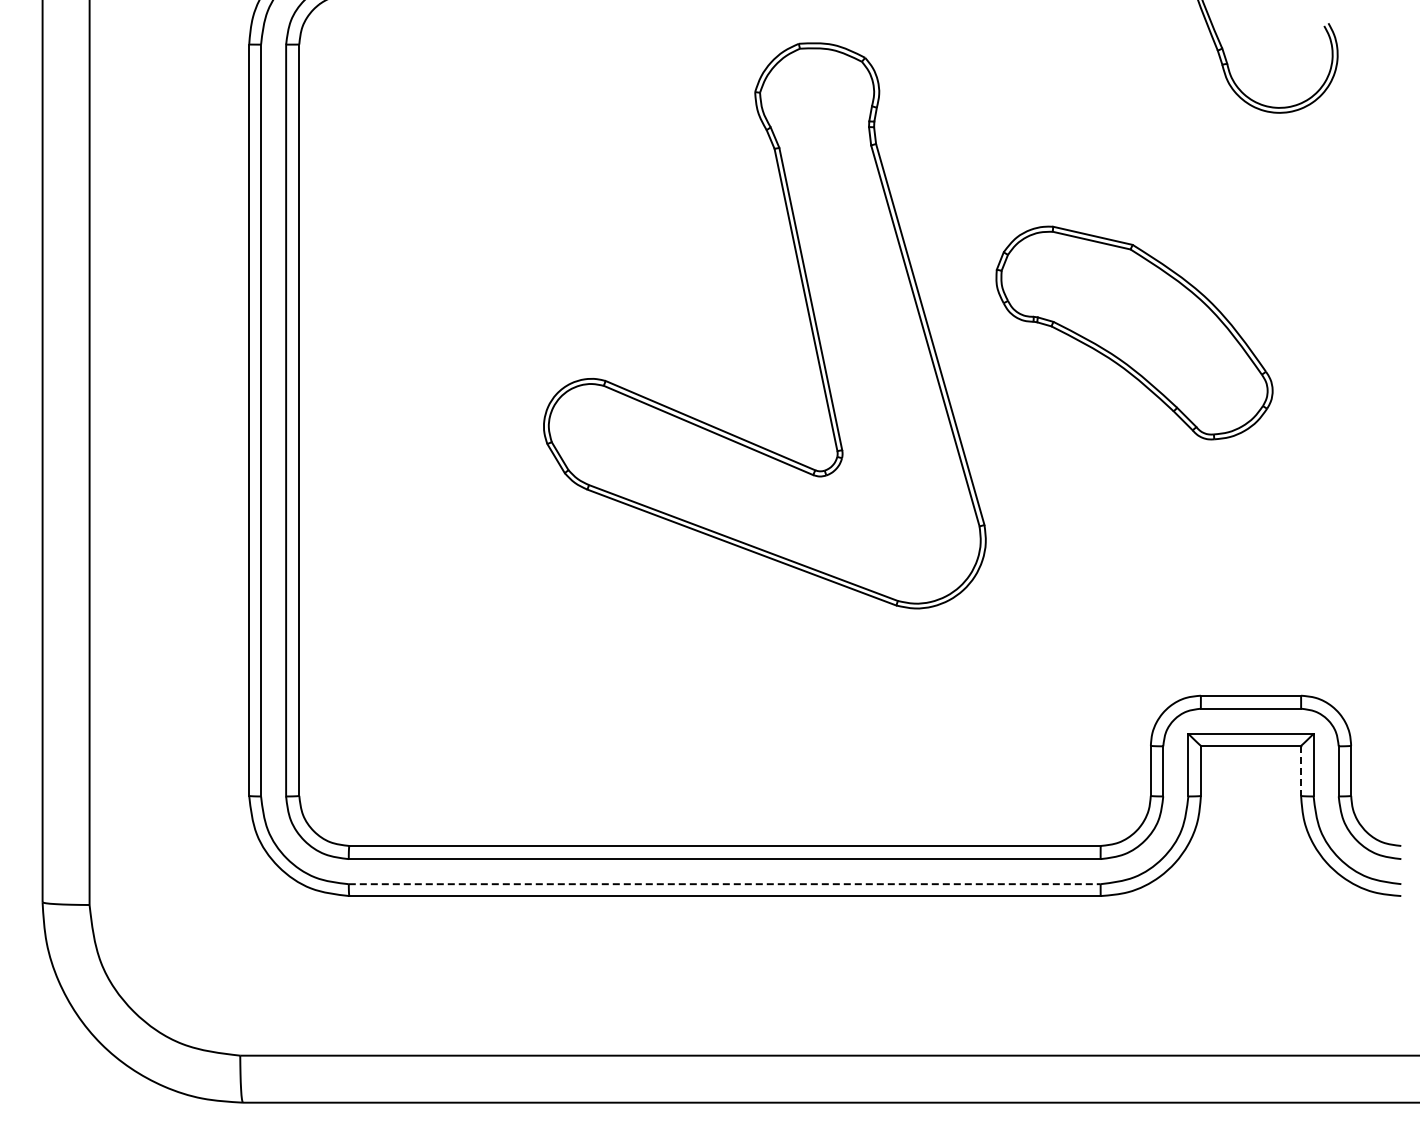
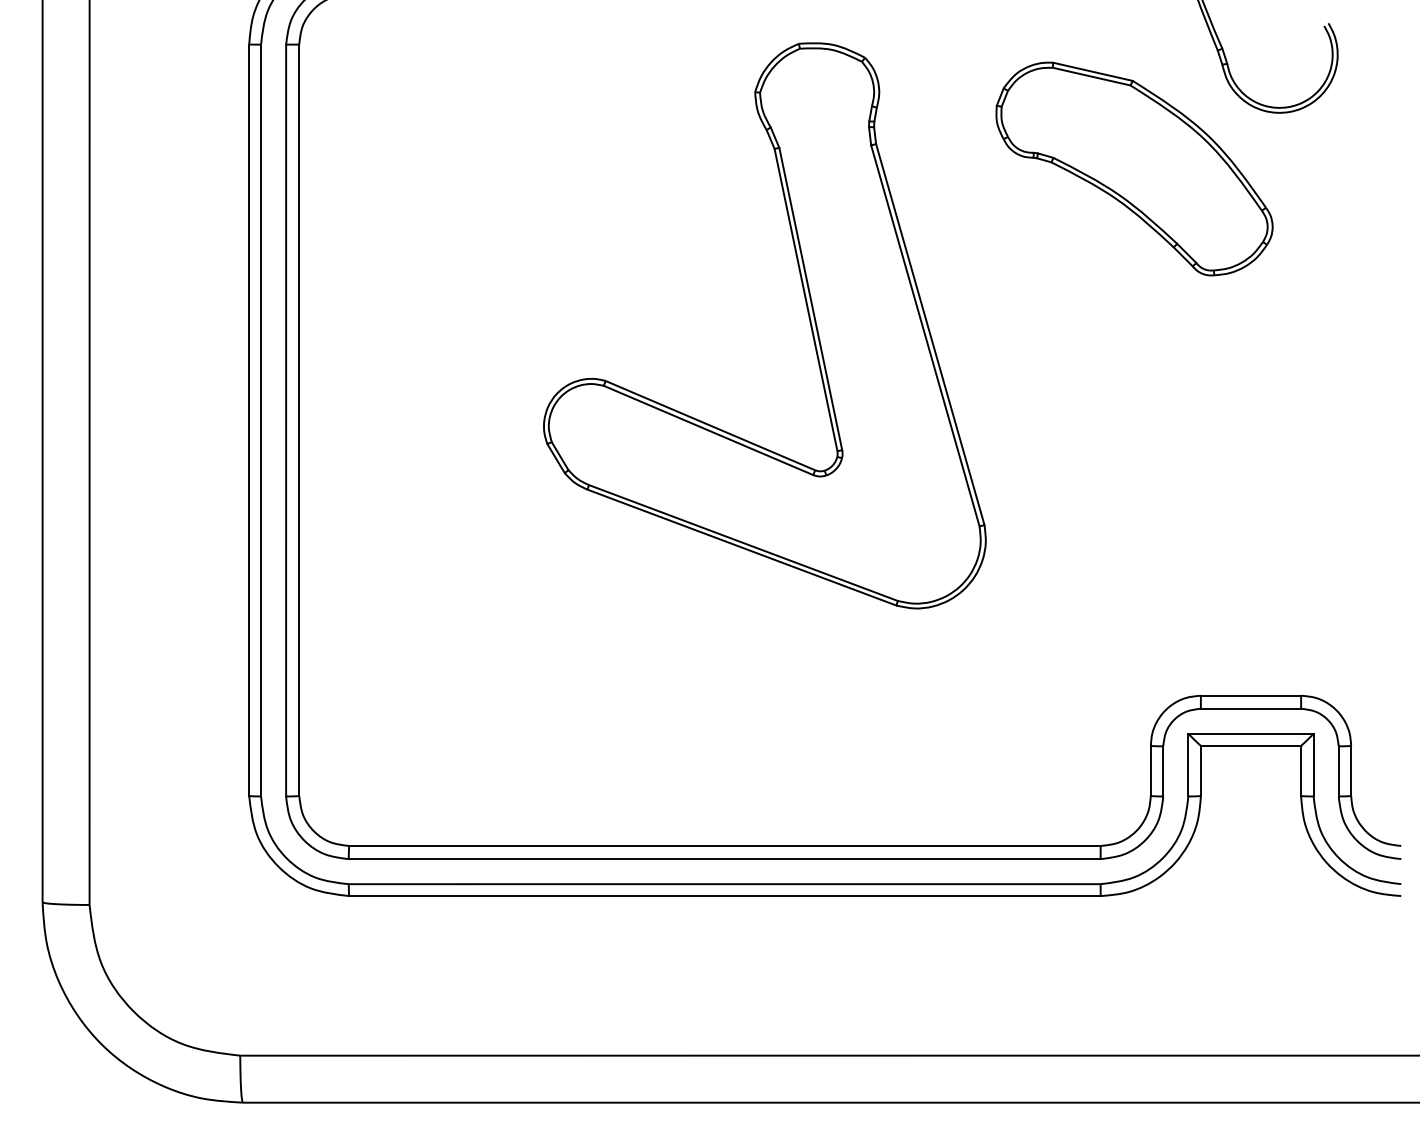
part position: (1134, 332) -> (1134, 168) (1134, 168)
line: dashed -> solid (1301, 771)
line: dashed -> solid (724, 884)
